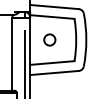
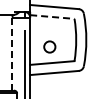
line: solid -> dashed (52, 17)
circle position: (49, 39) -> (49, 46) (49, 46)
line: solid -> dashed (12, 54)
